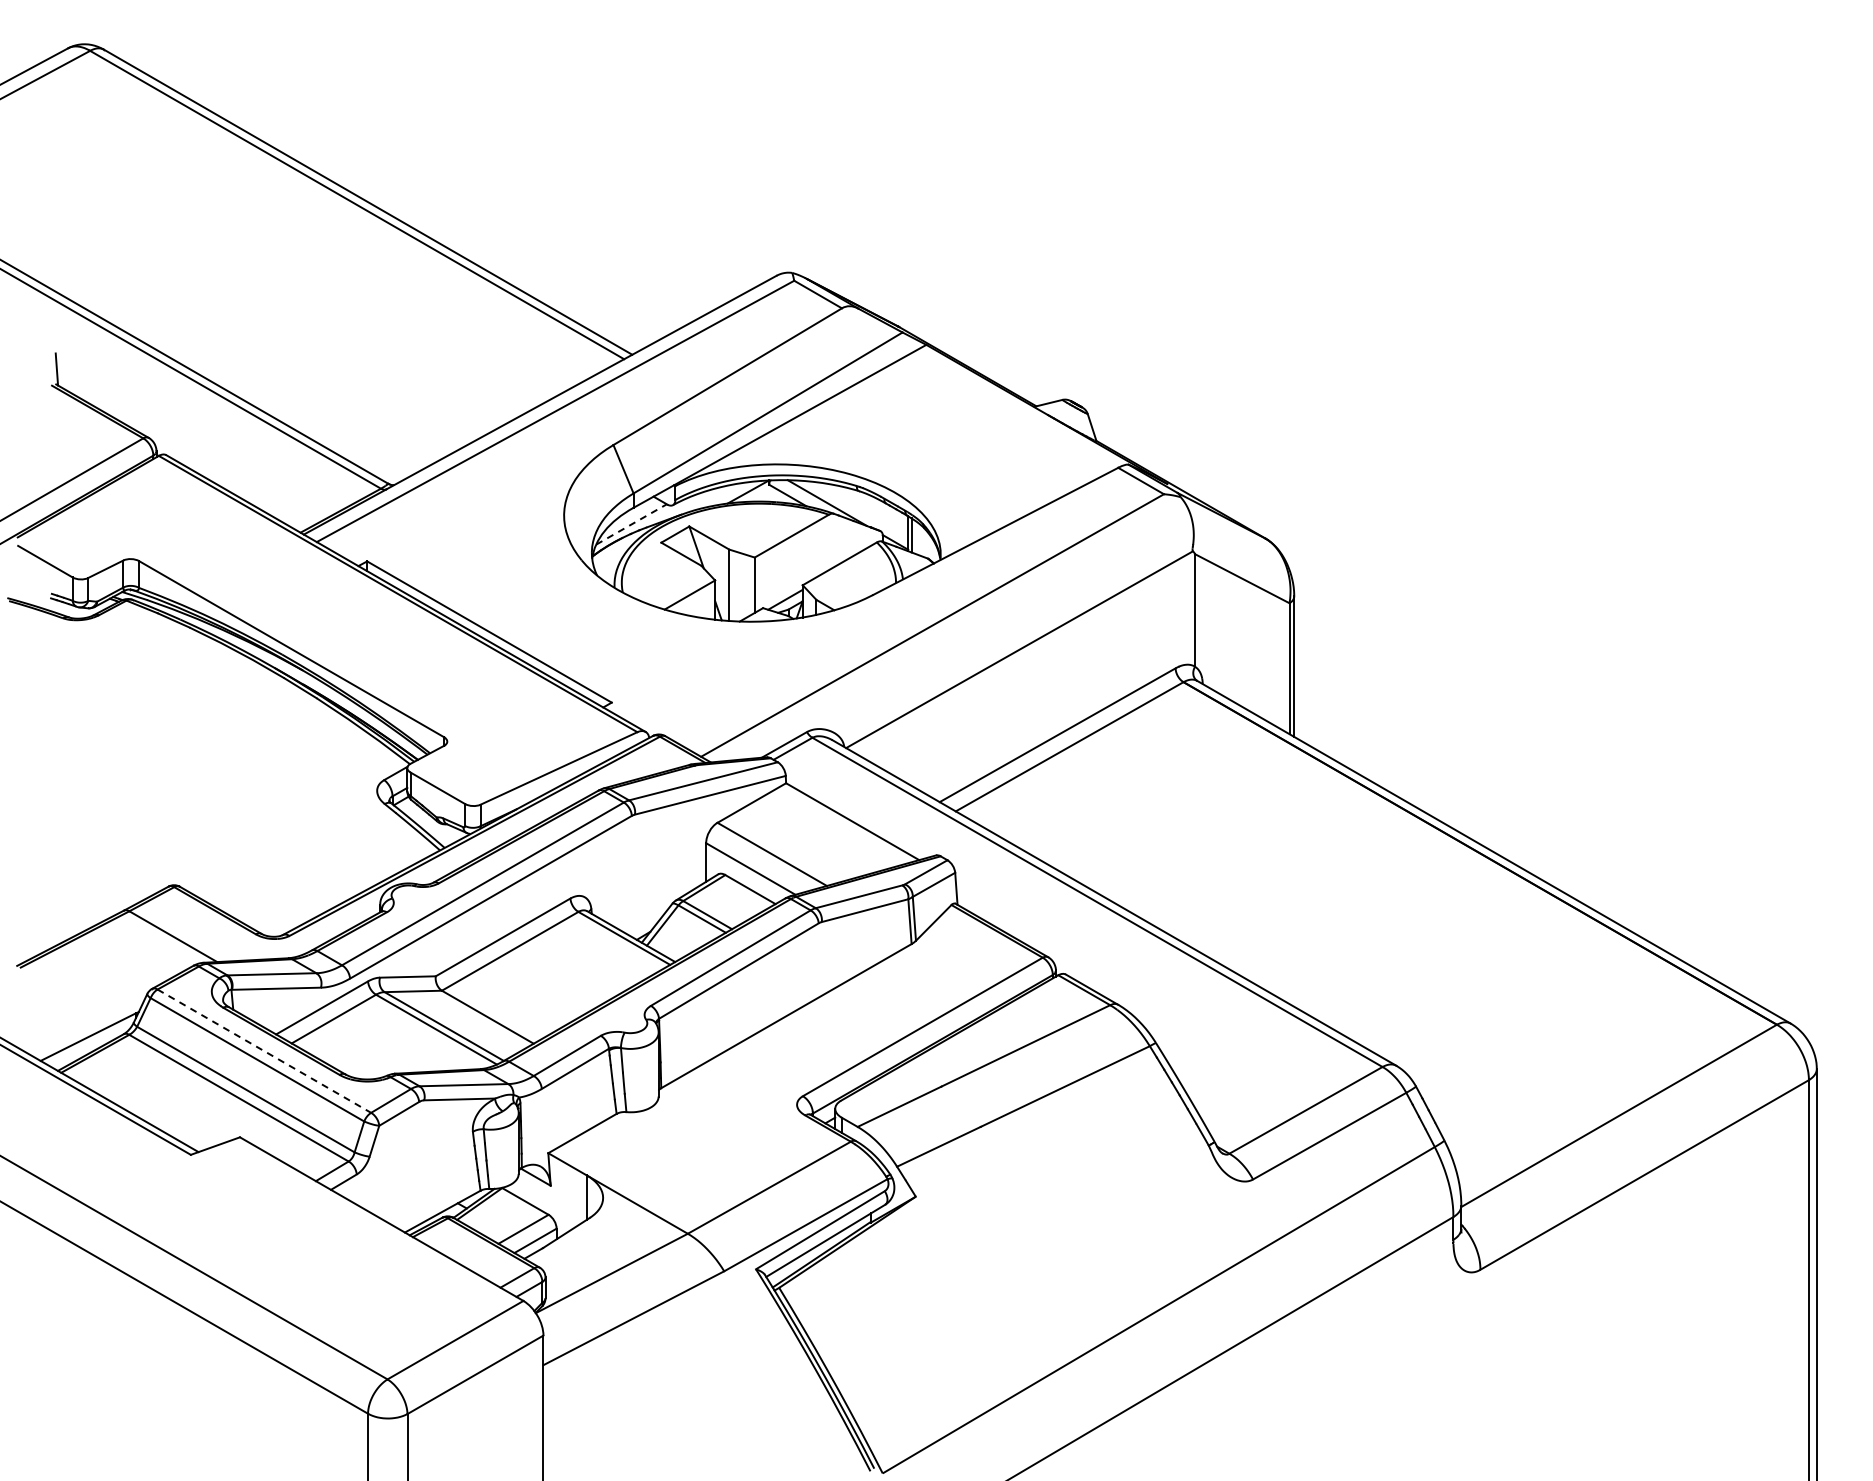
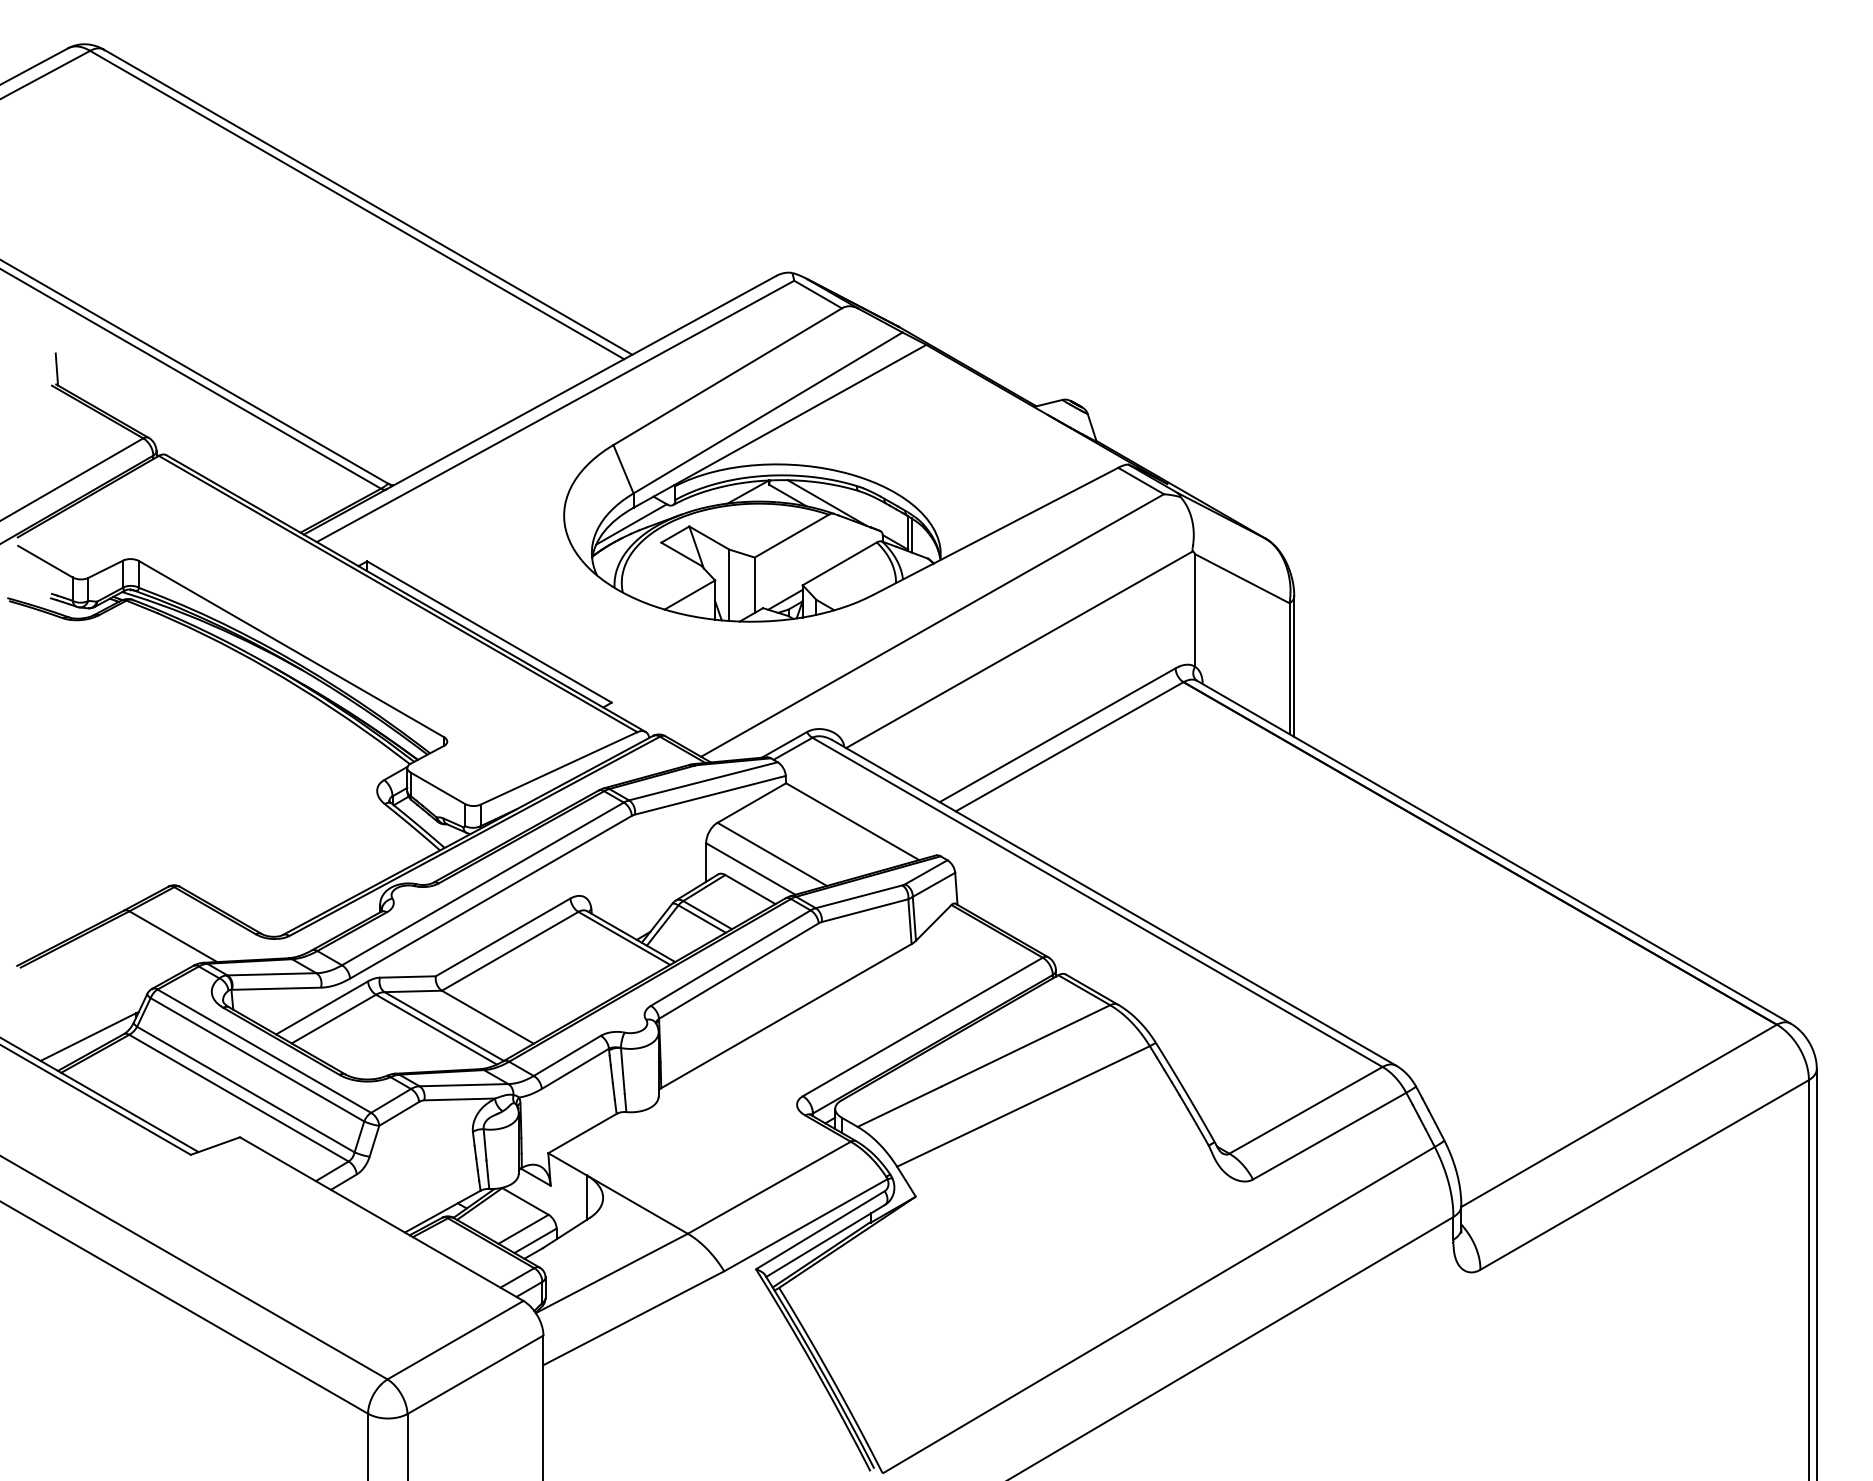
line: dashed -> solid (631, 524)
line: dashed -> solid (264, 1051)
